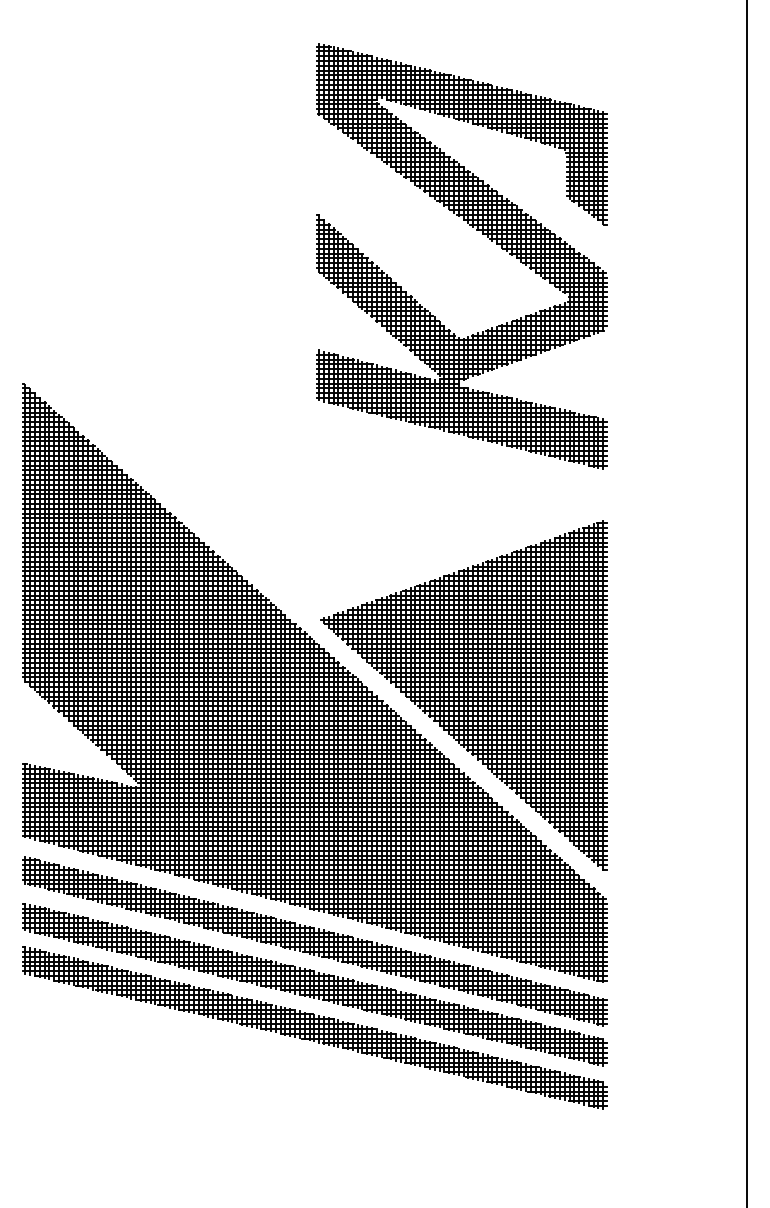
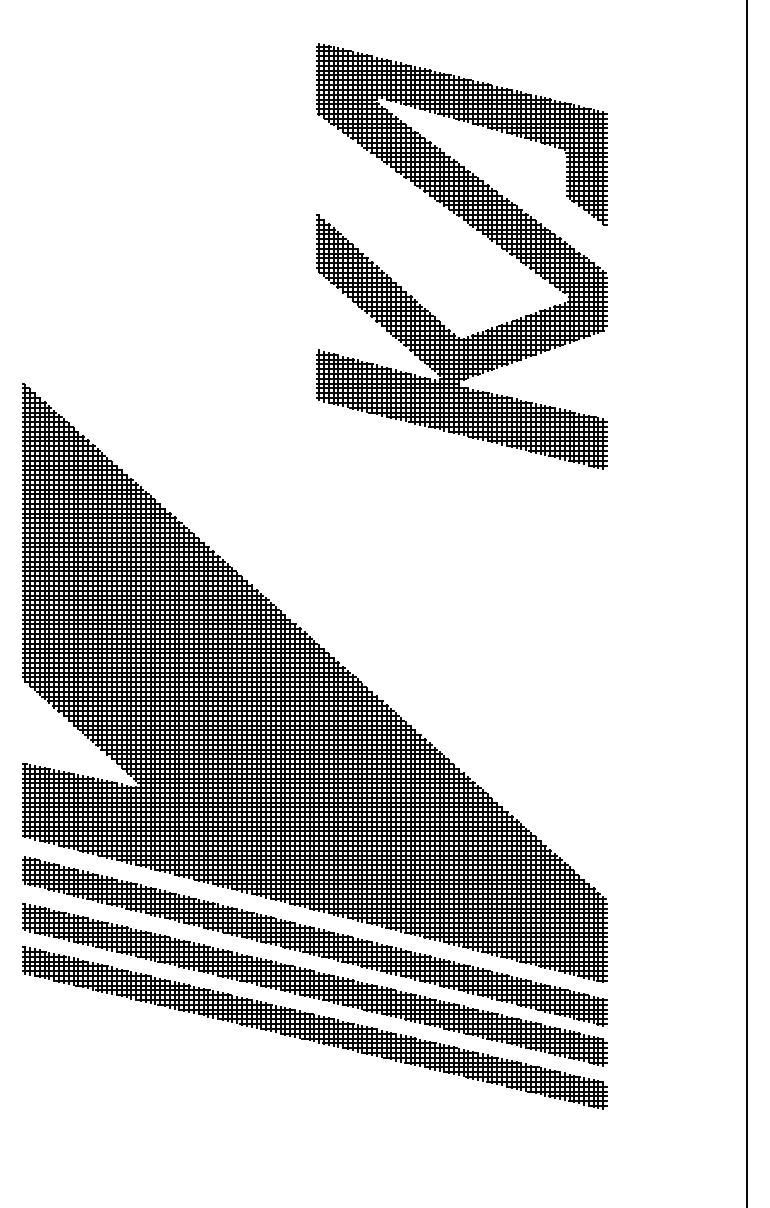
part: present -> none (463, 695)
